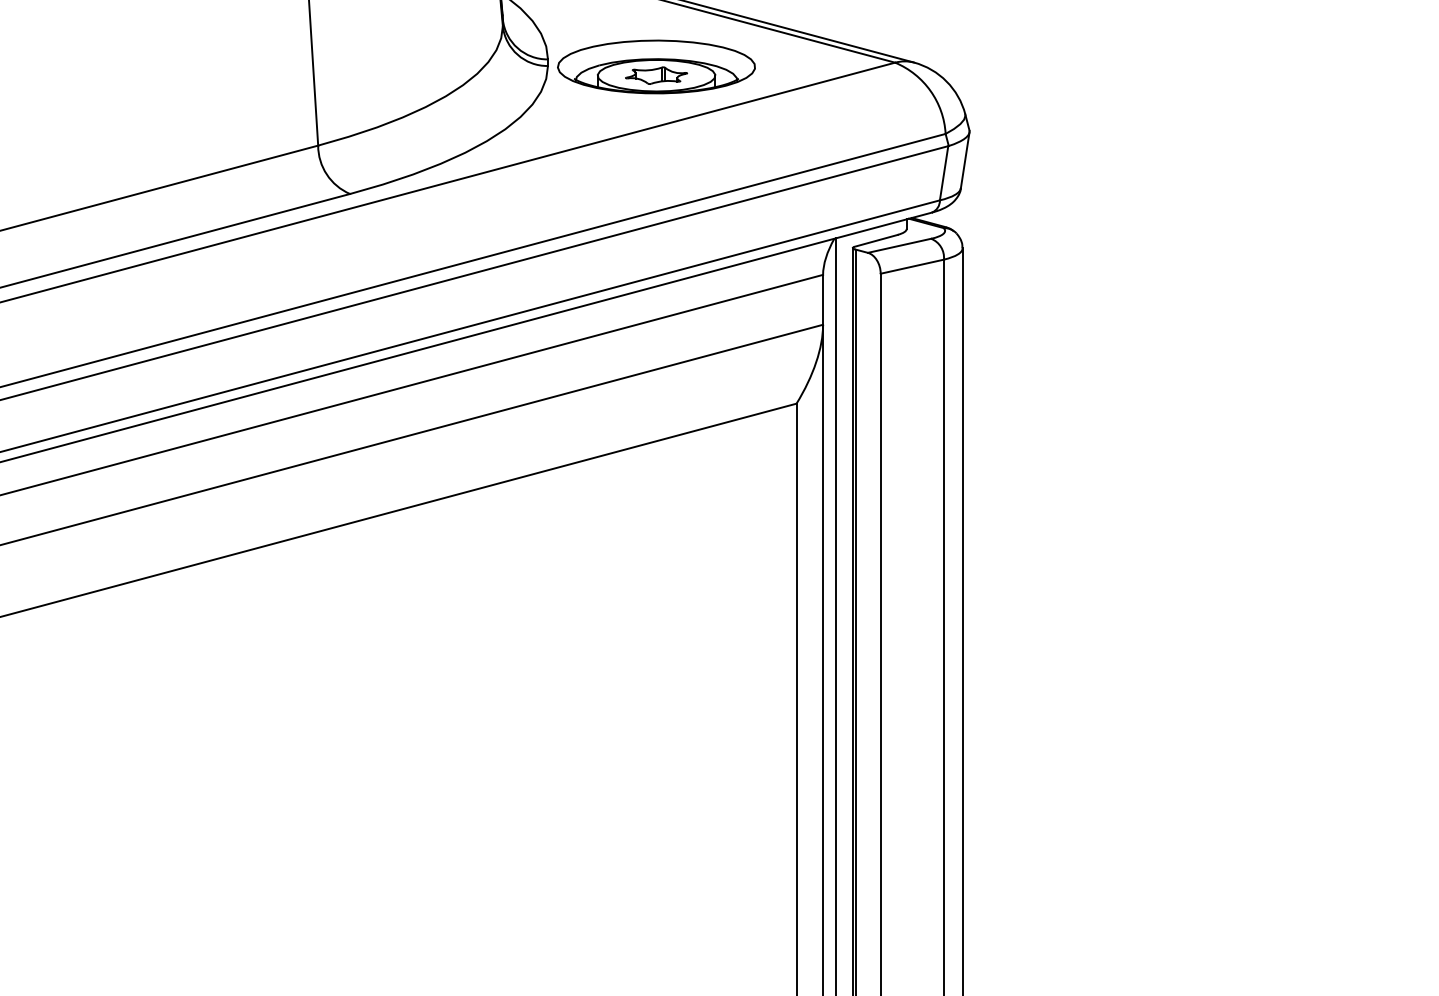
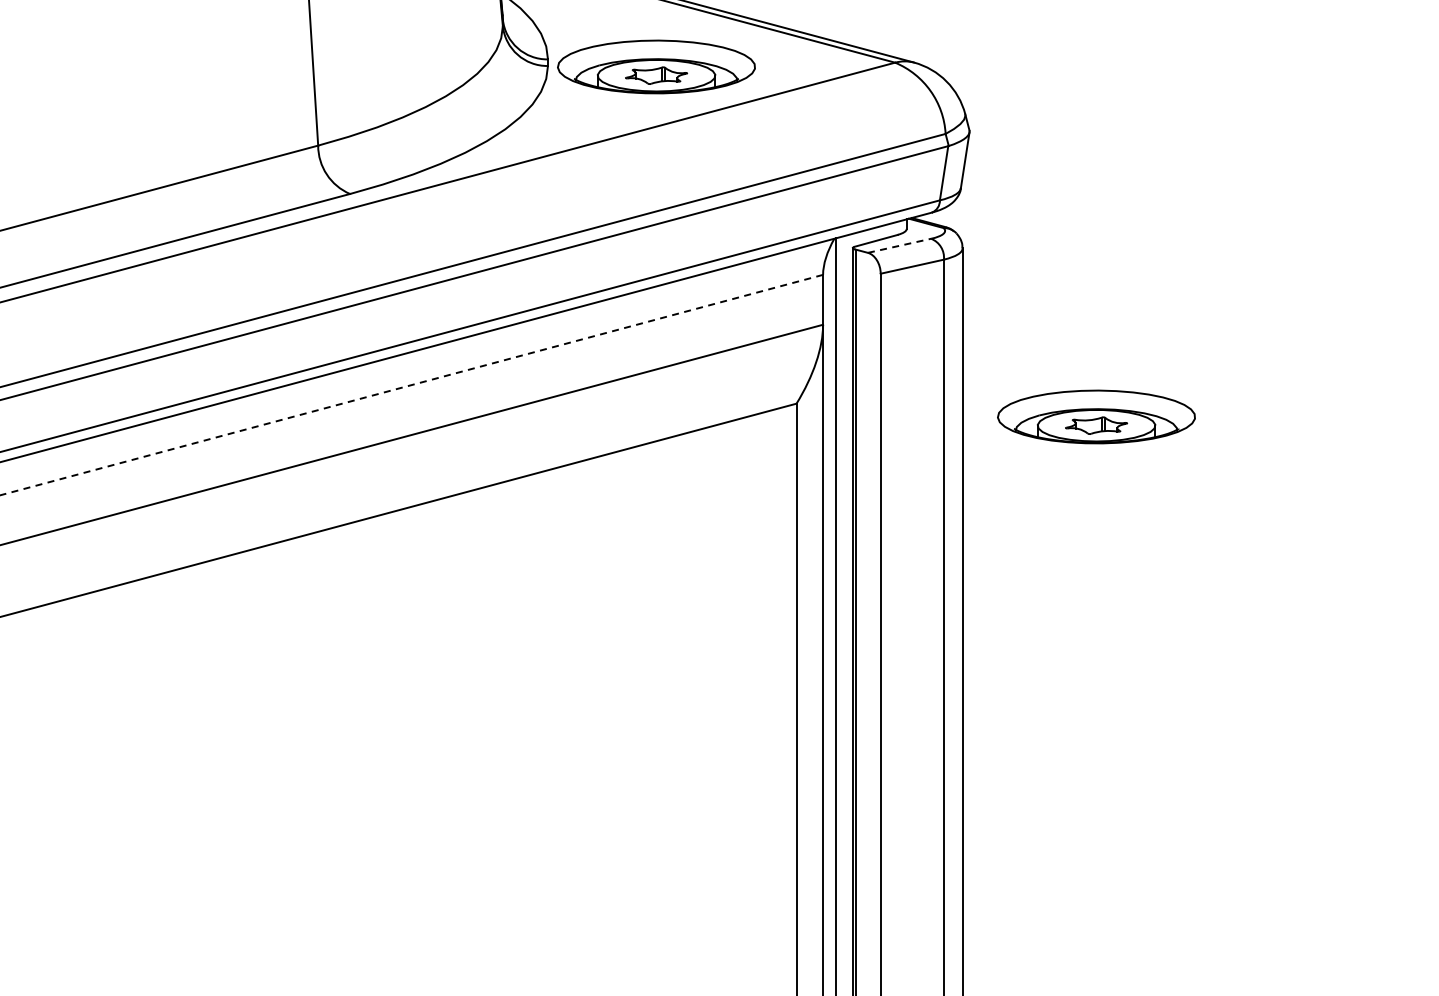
line: solid -> dashed (900, 245)
line: solid -> dashed (411, 385)
part: none -> present (1096, 416)
